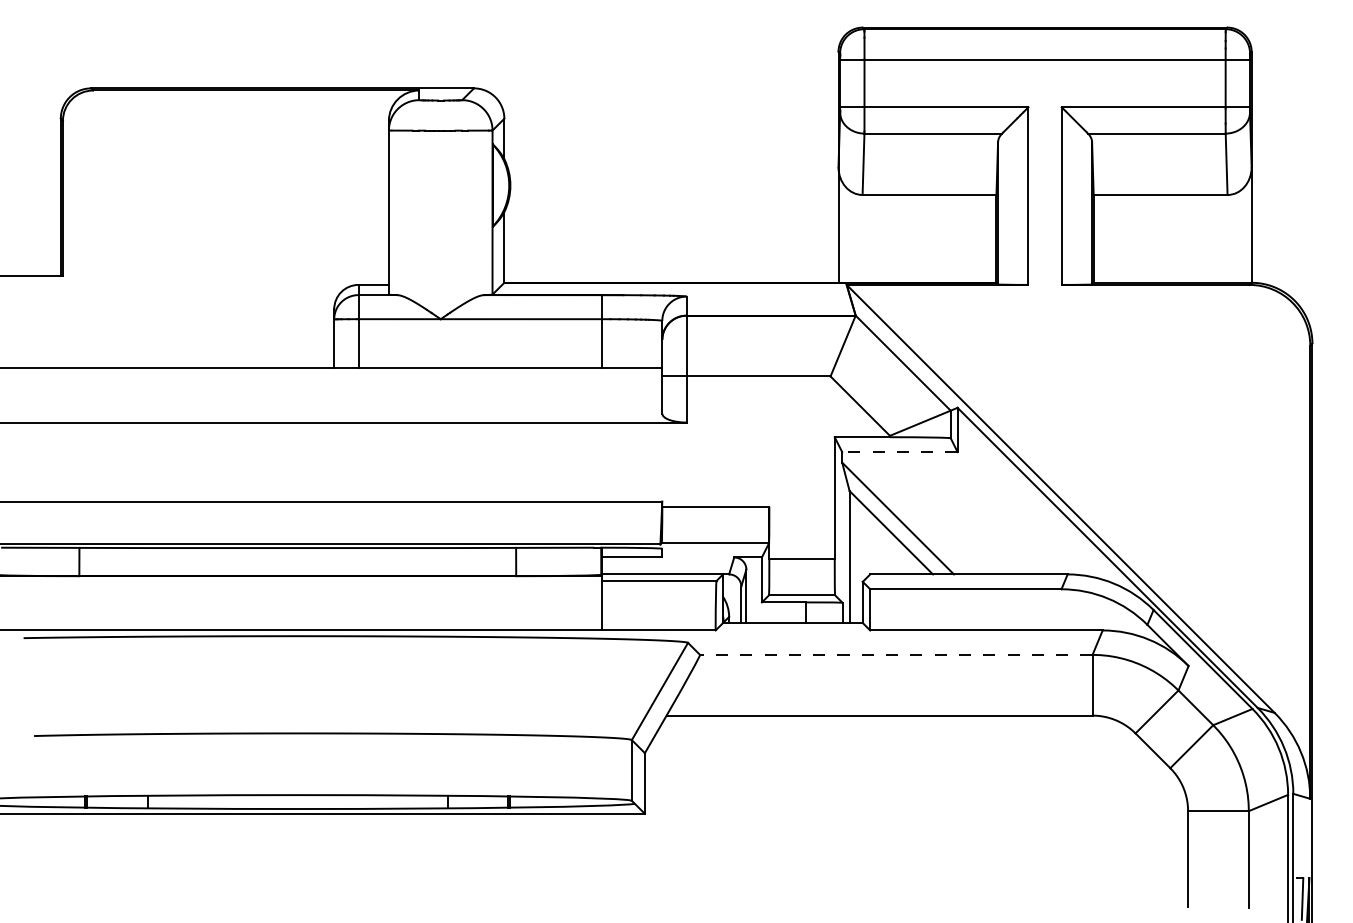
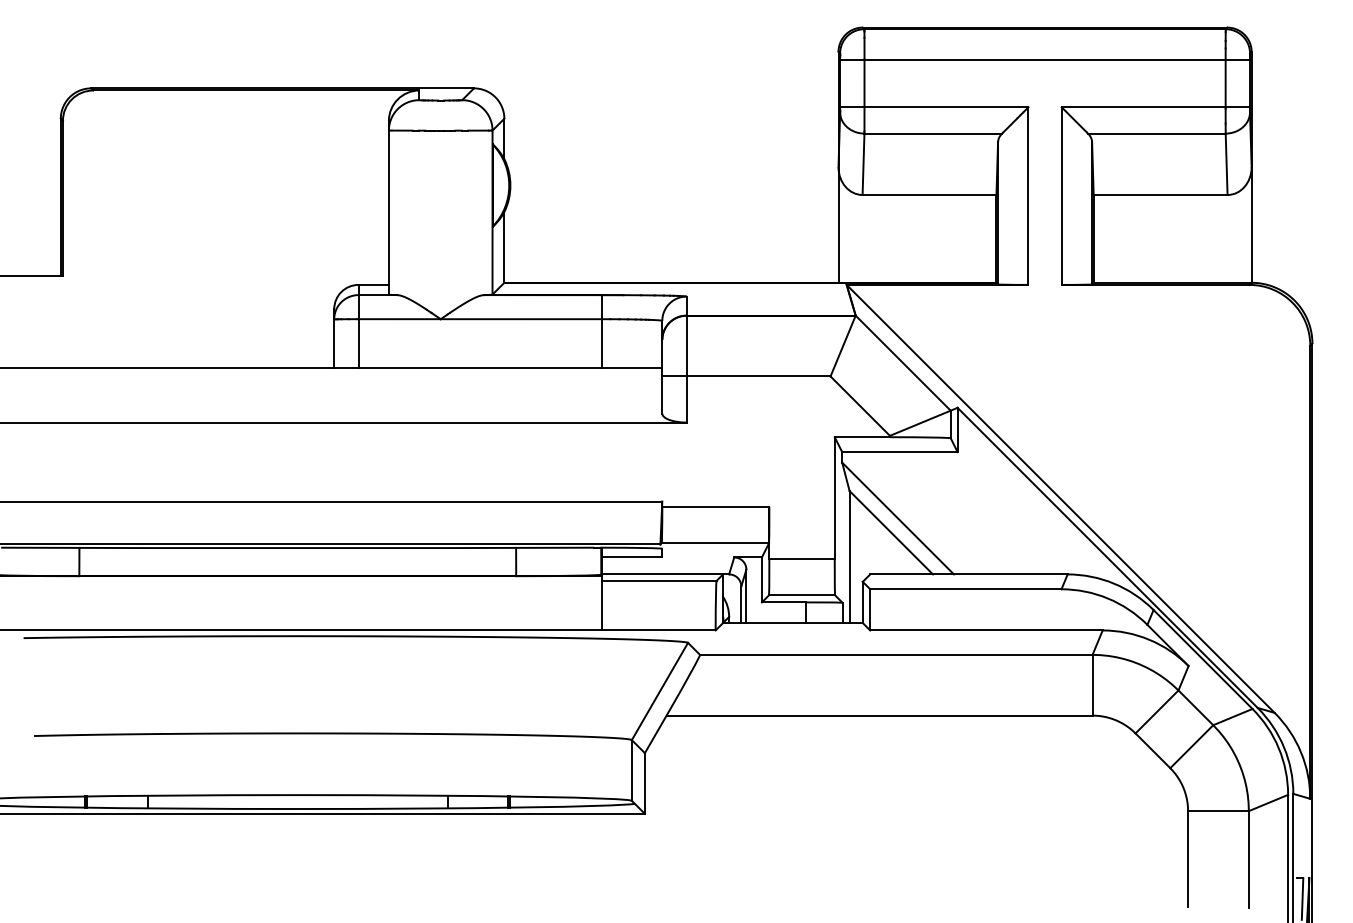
line: dashed -> solid (899, 452)
line: dashed -> solid (895, 654)
